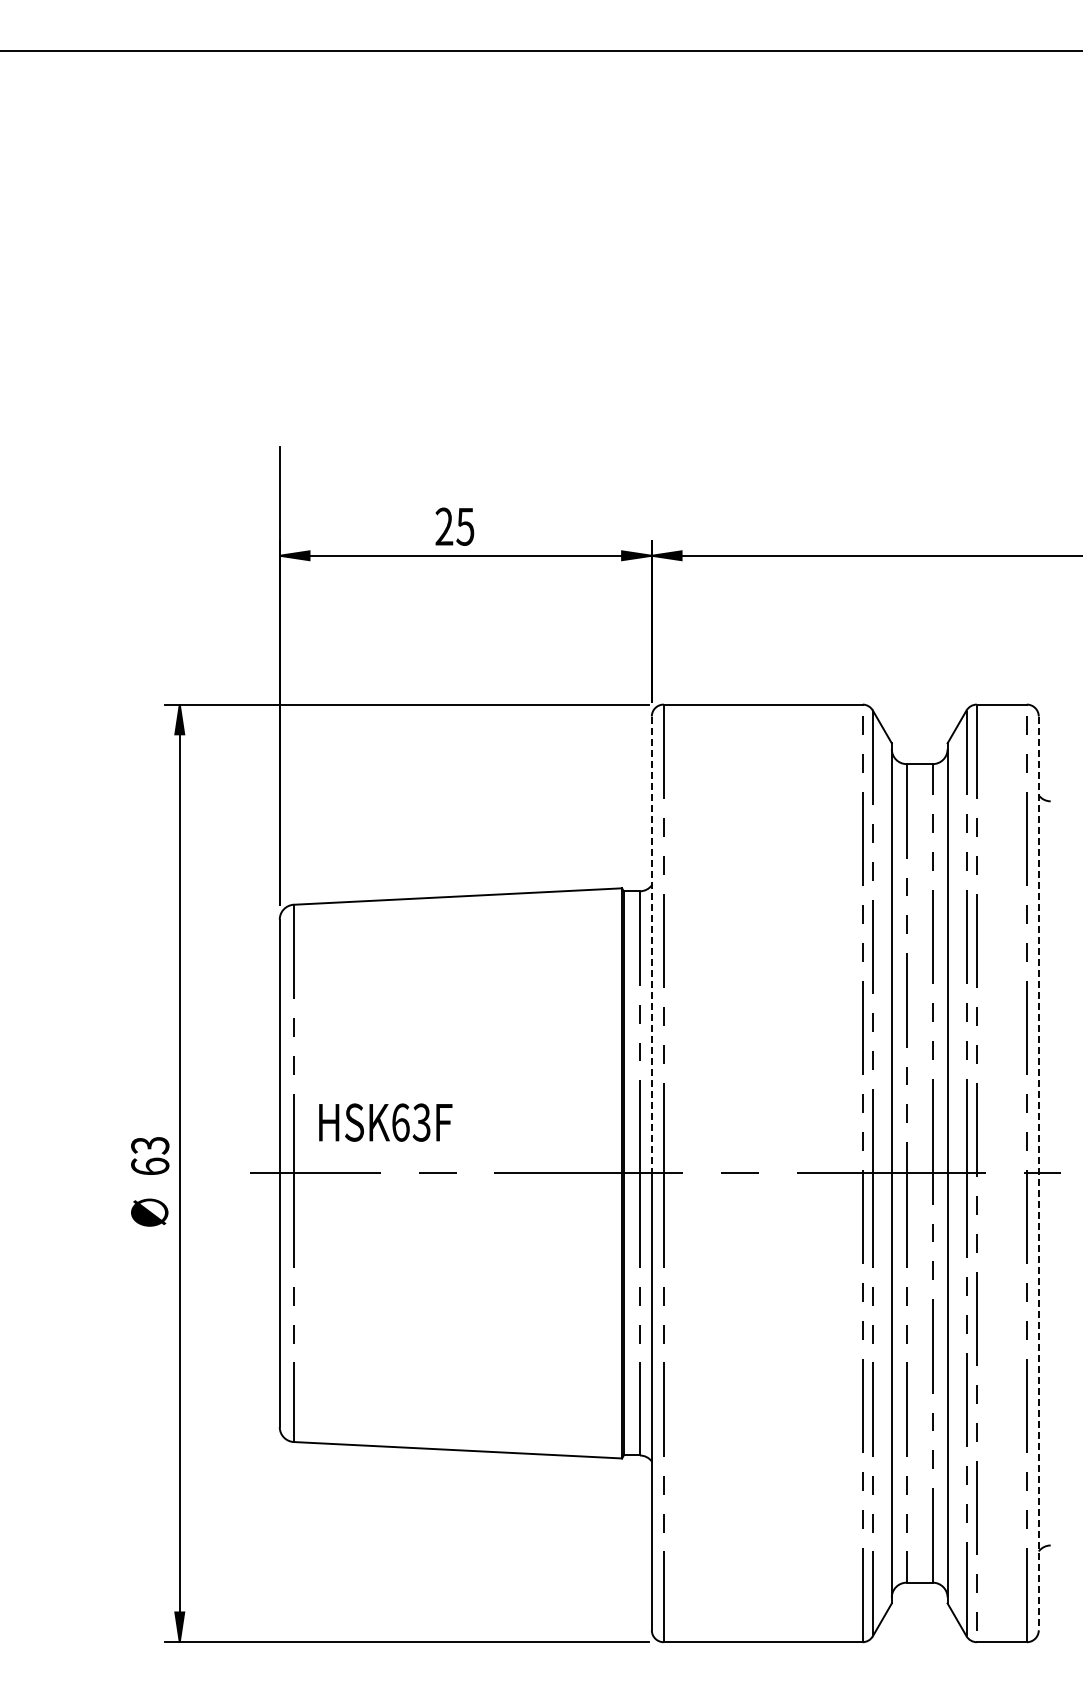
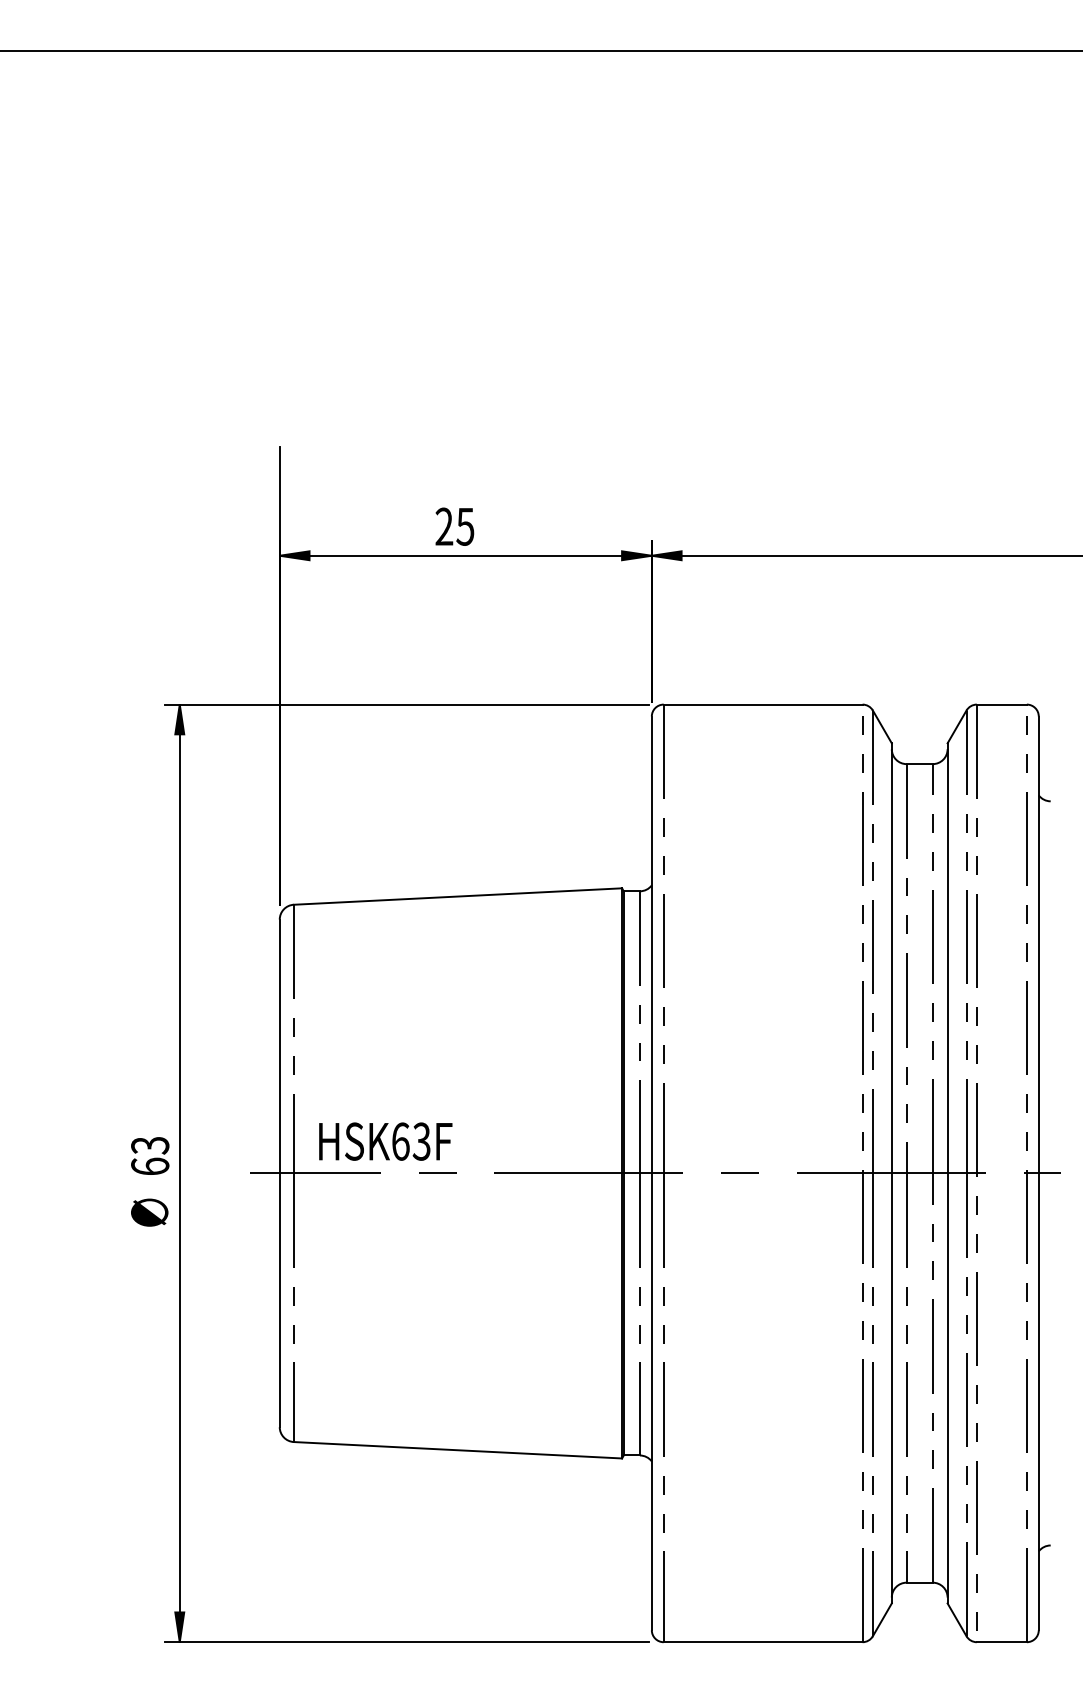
line: dashed -> solid (651, 945)
text position: (385, 1122) -> (385, 1141) (385, 1141)
line: dashed -> solid (1038, 1173)
